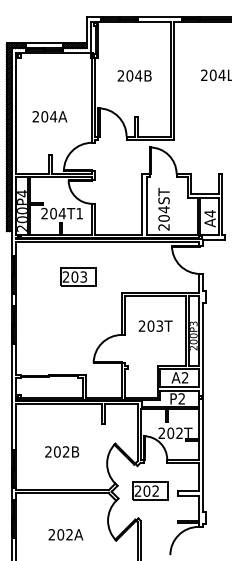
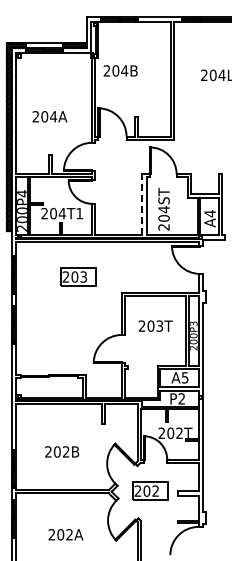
text position: (134, 75) -> (120, 70) (120, 70)
line: solid -> dashed (142, 204)
text: A2 -> A5 (184, 377)
